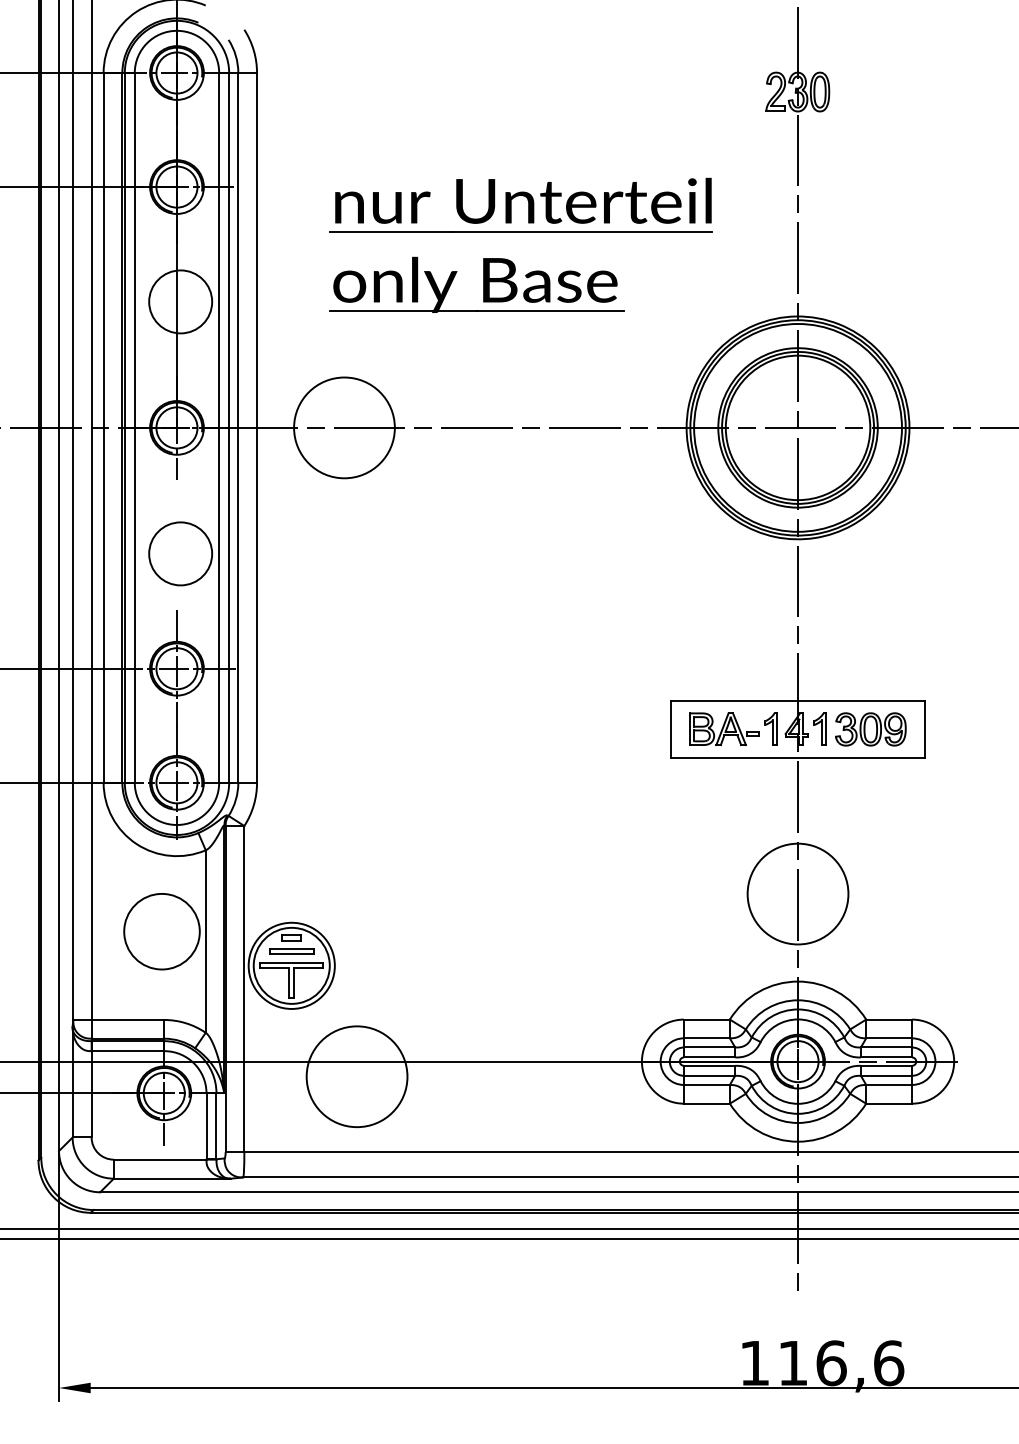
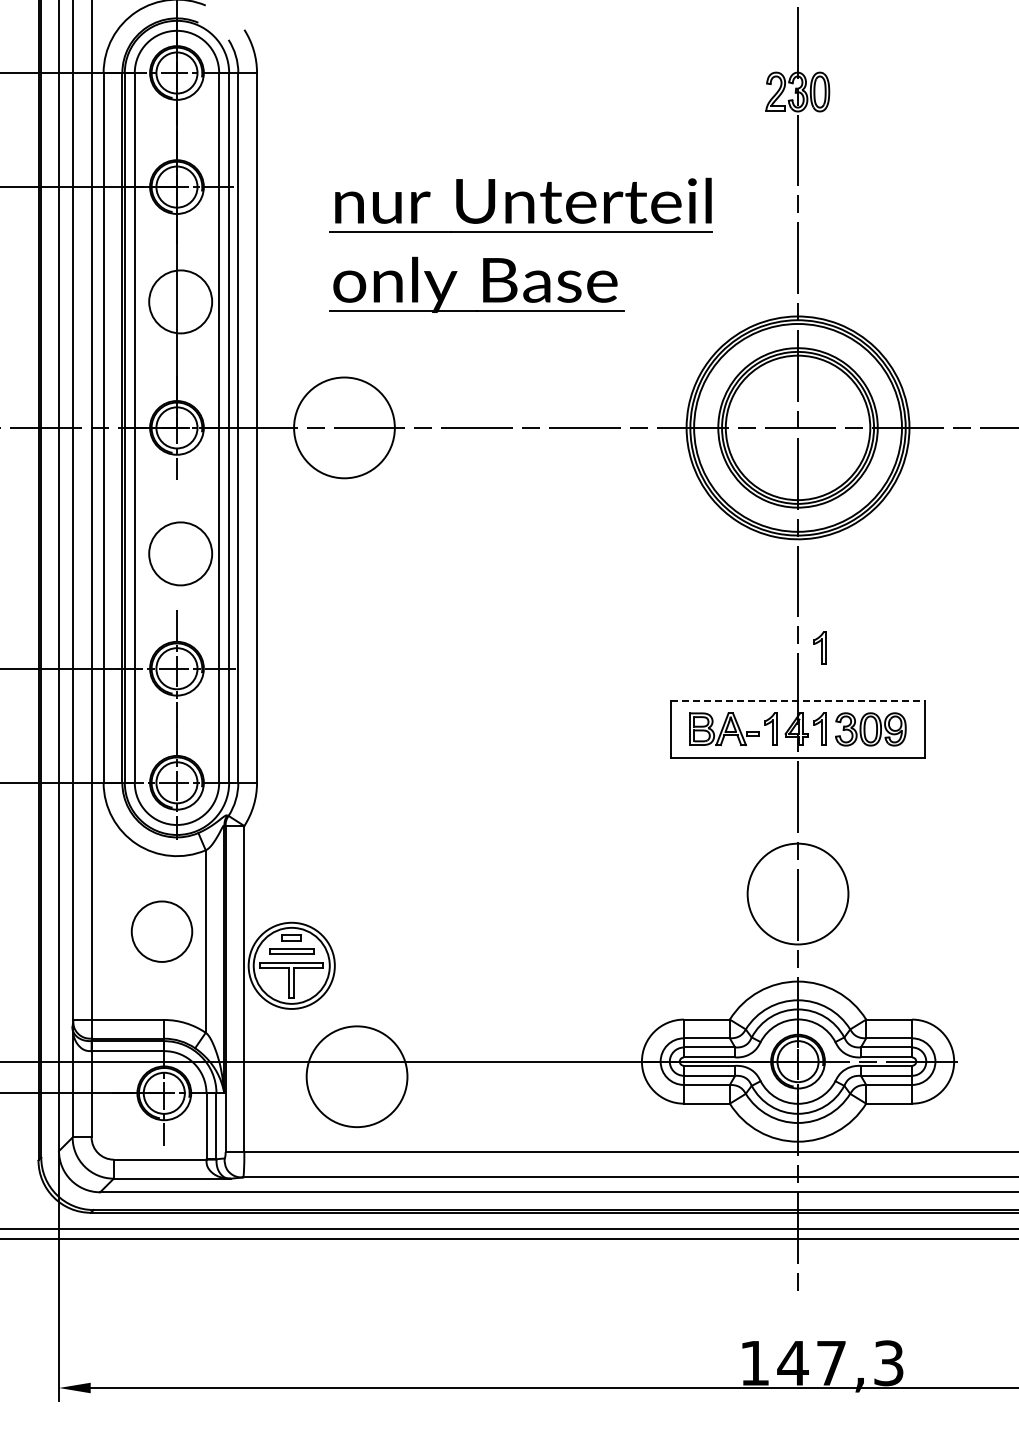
part: none -> present (819, 647)
line: solid -> dashed (798, 700)
circle diameter: 76 px -> 60 px (161, 931)
text: 116,6 -> 147,3 (840, 1363)
